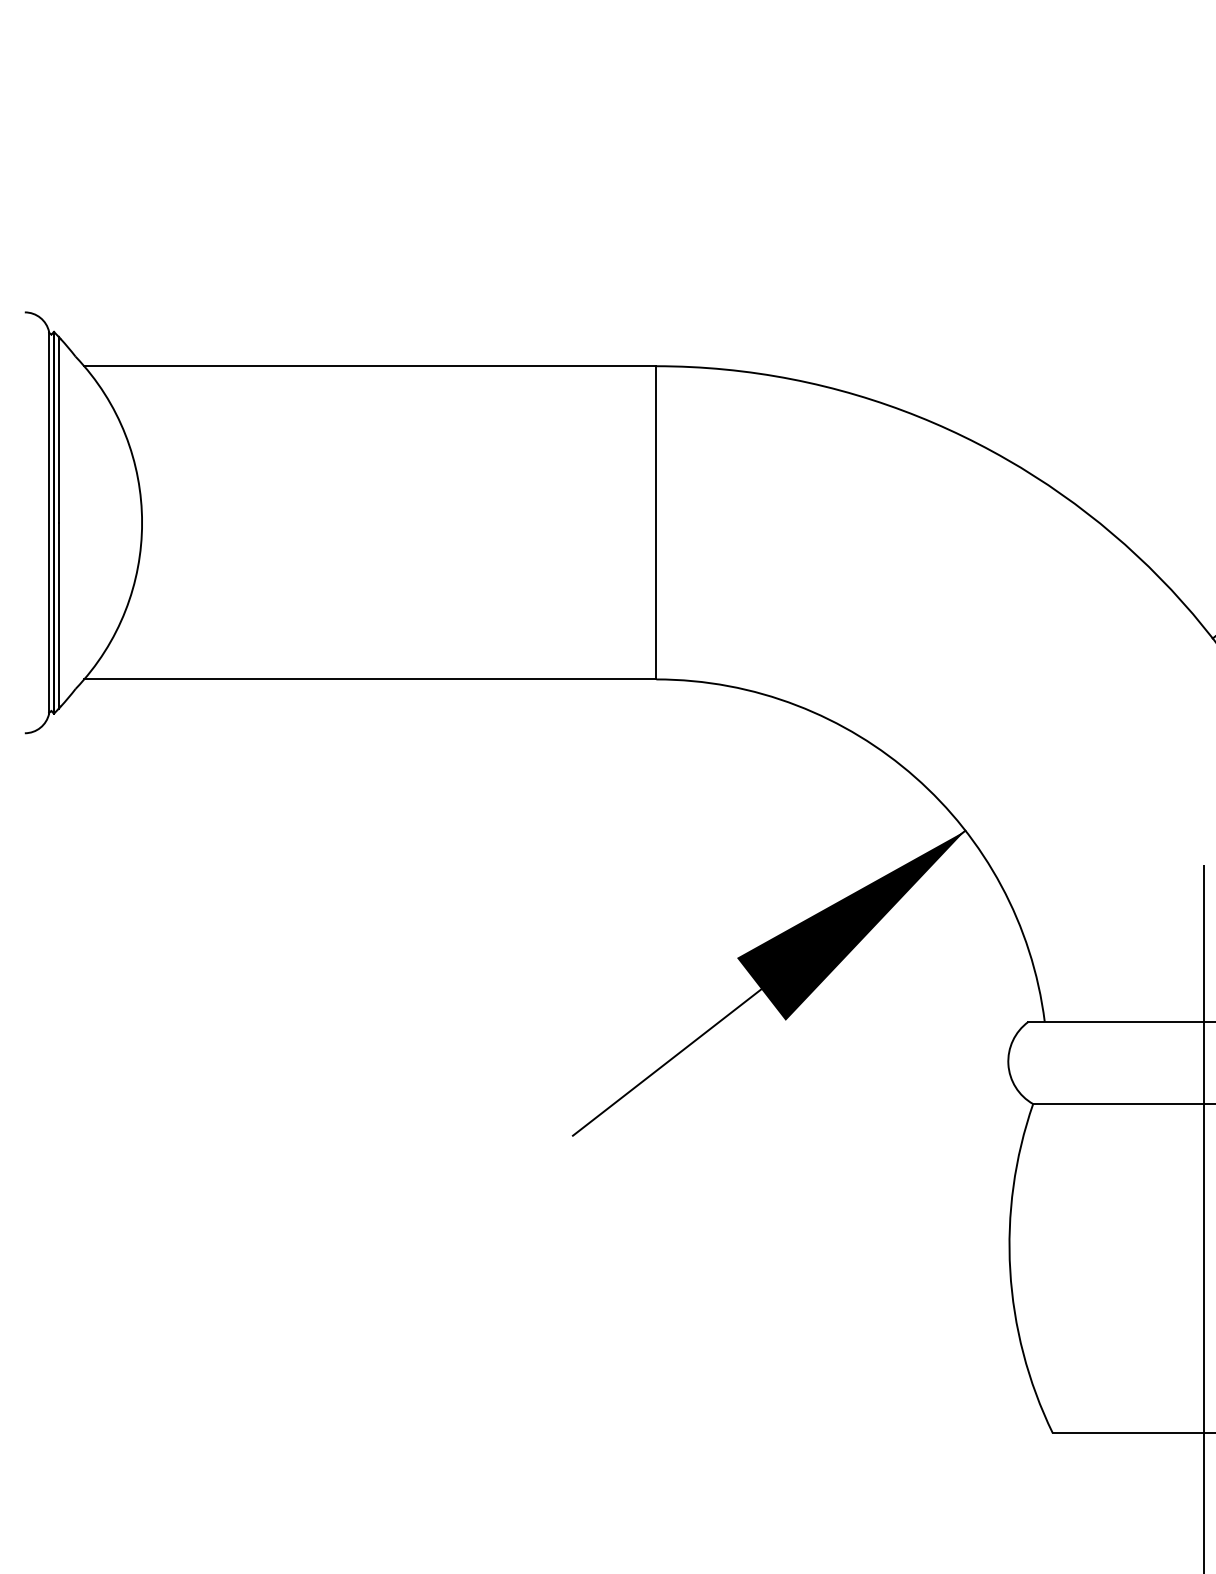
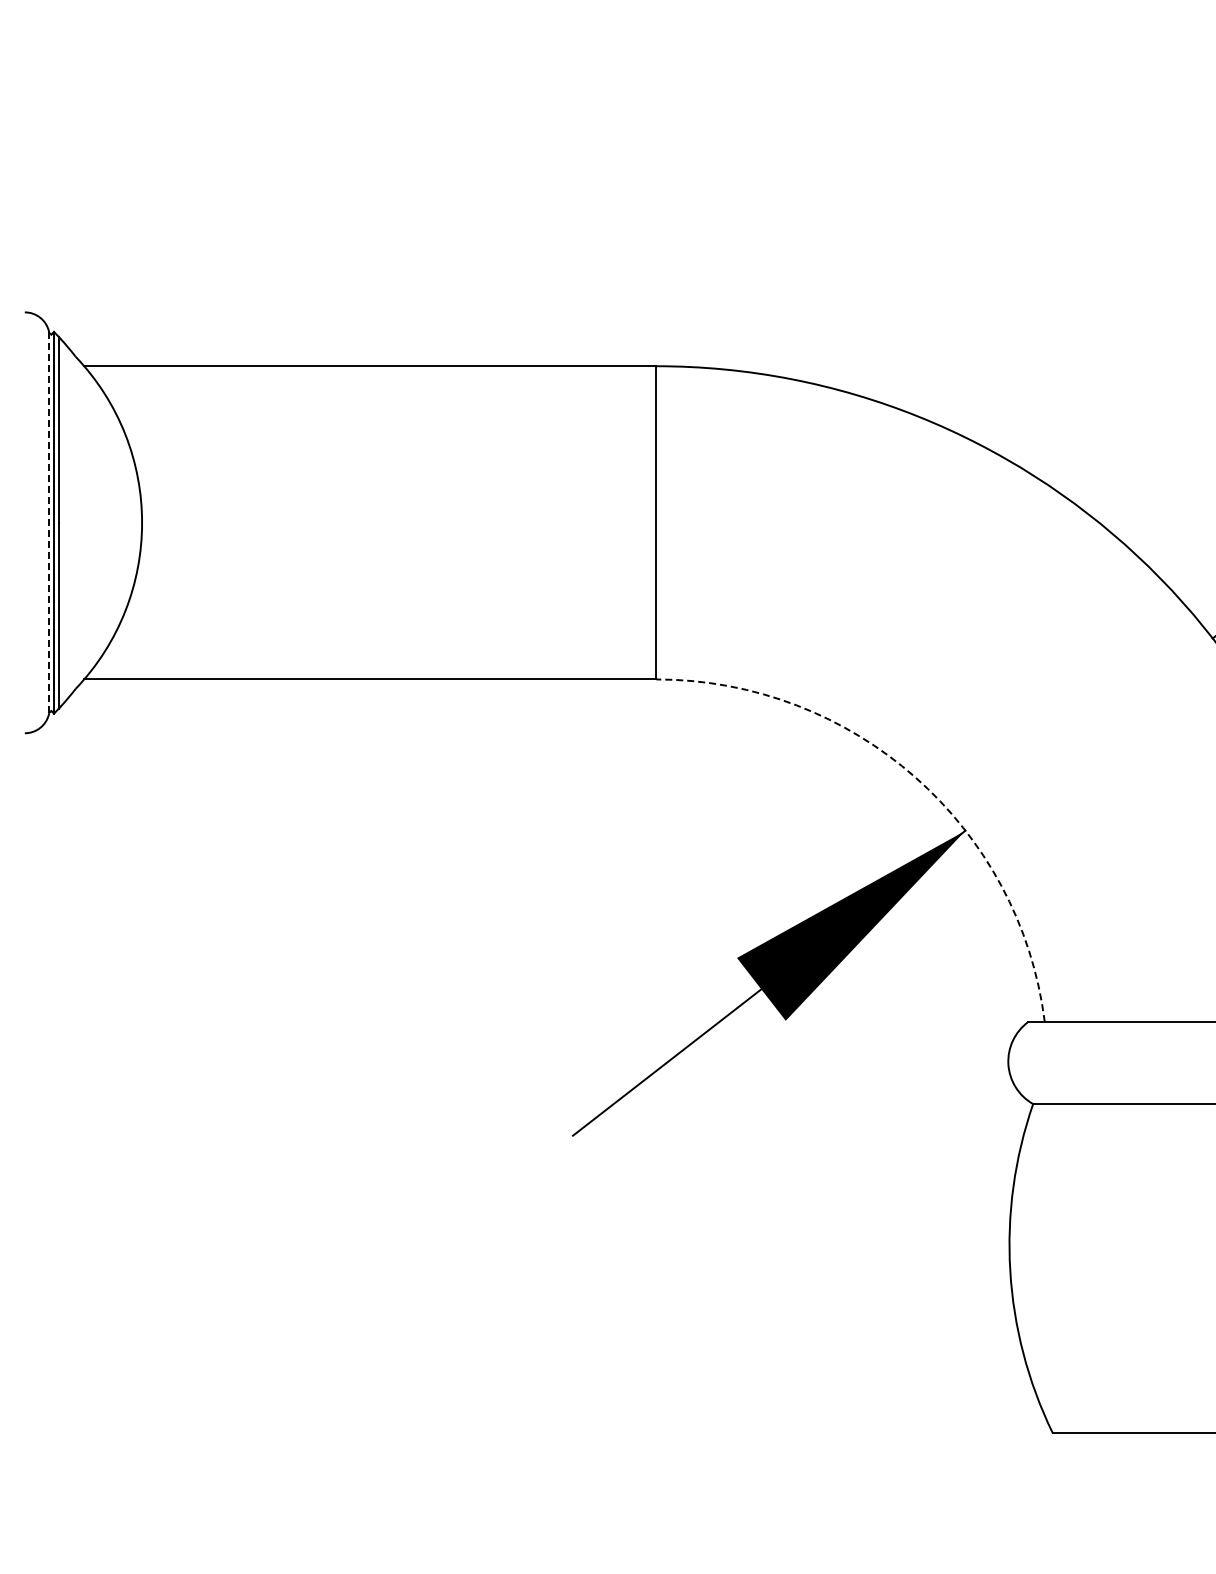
line: solid -> dashed (49, 522)
arc: solid -> dashed (915, 777)
line: present -> none (1204, 1217)
